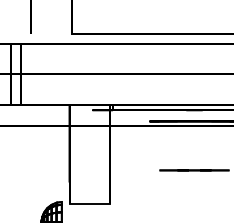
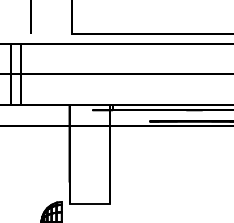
line: present -> none (194, 170)
